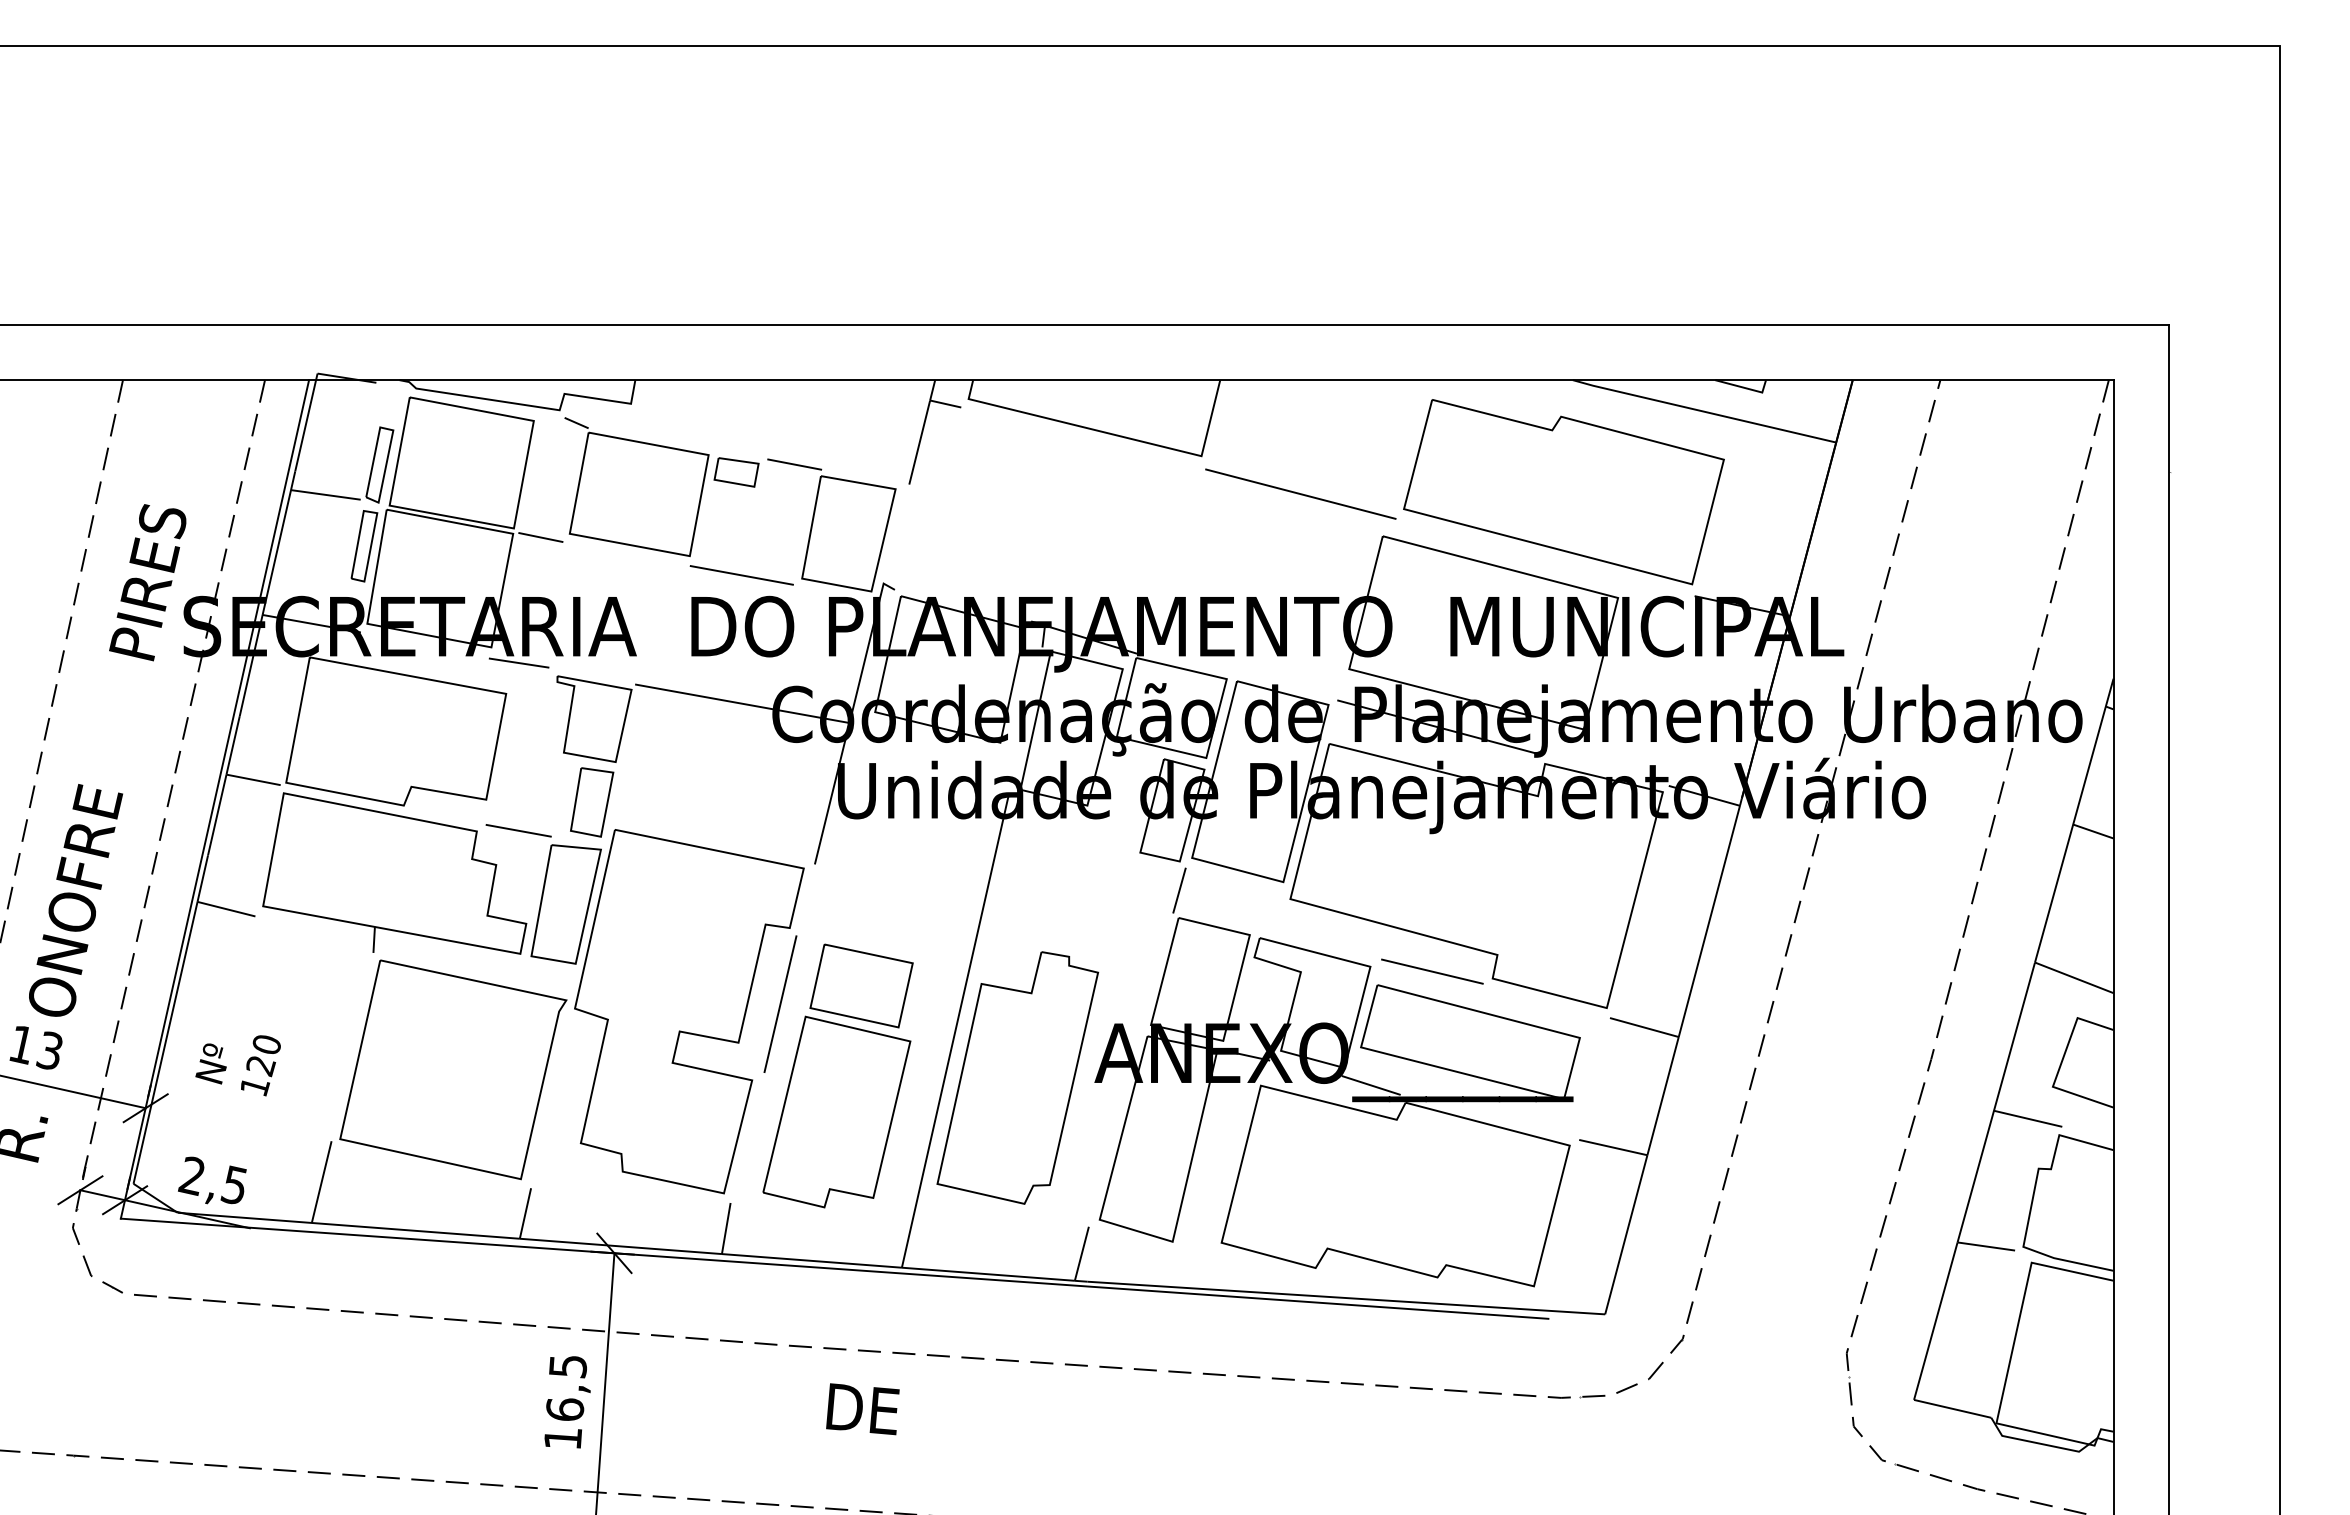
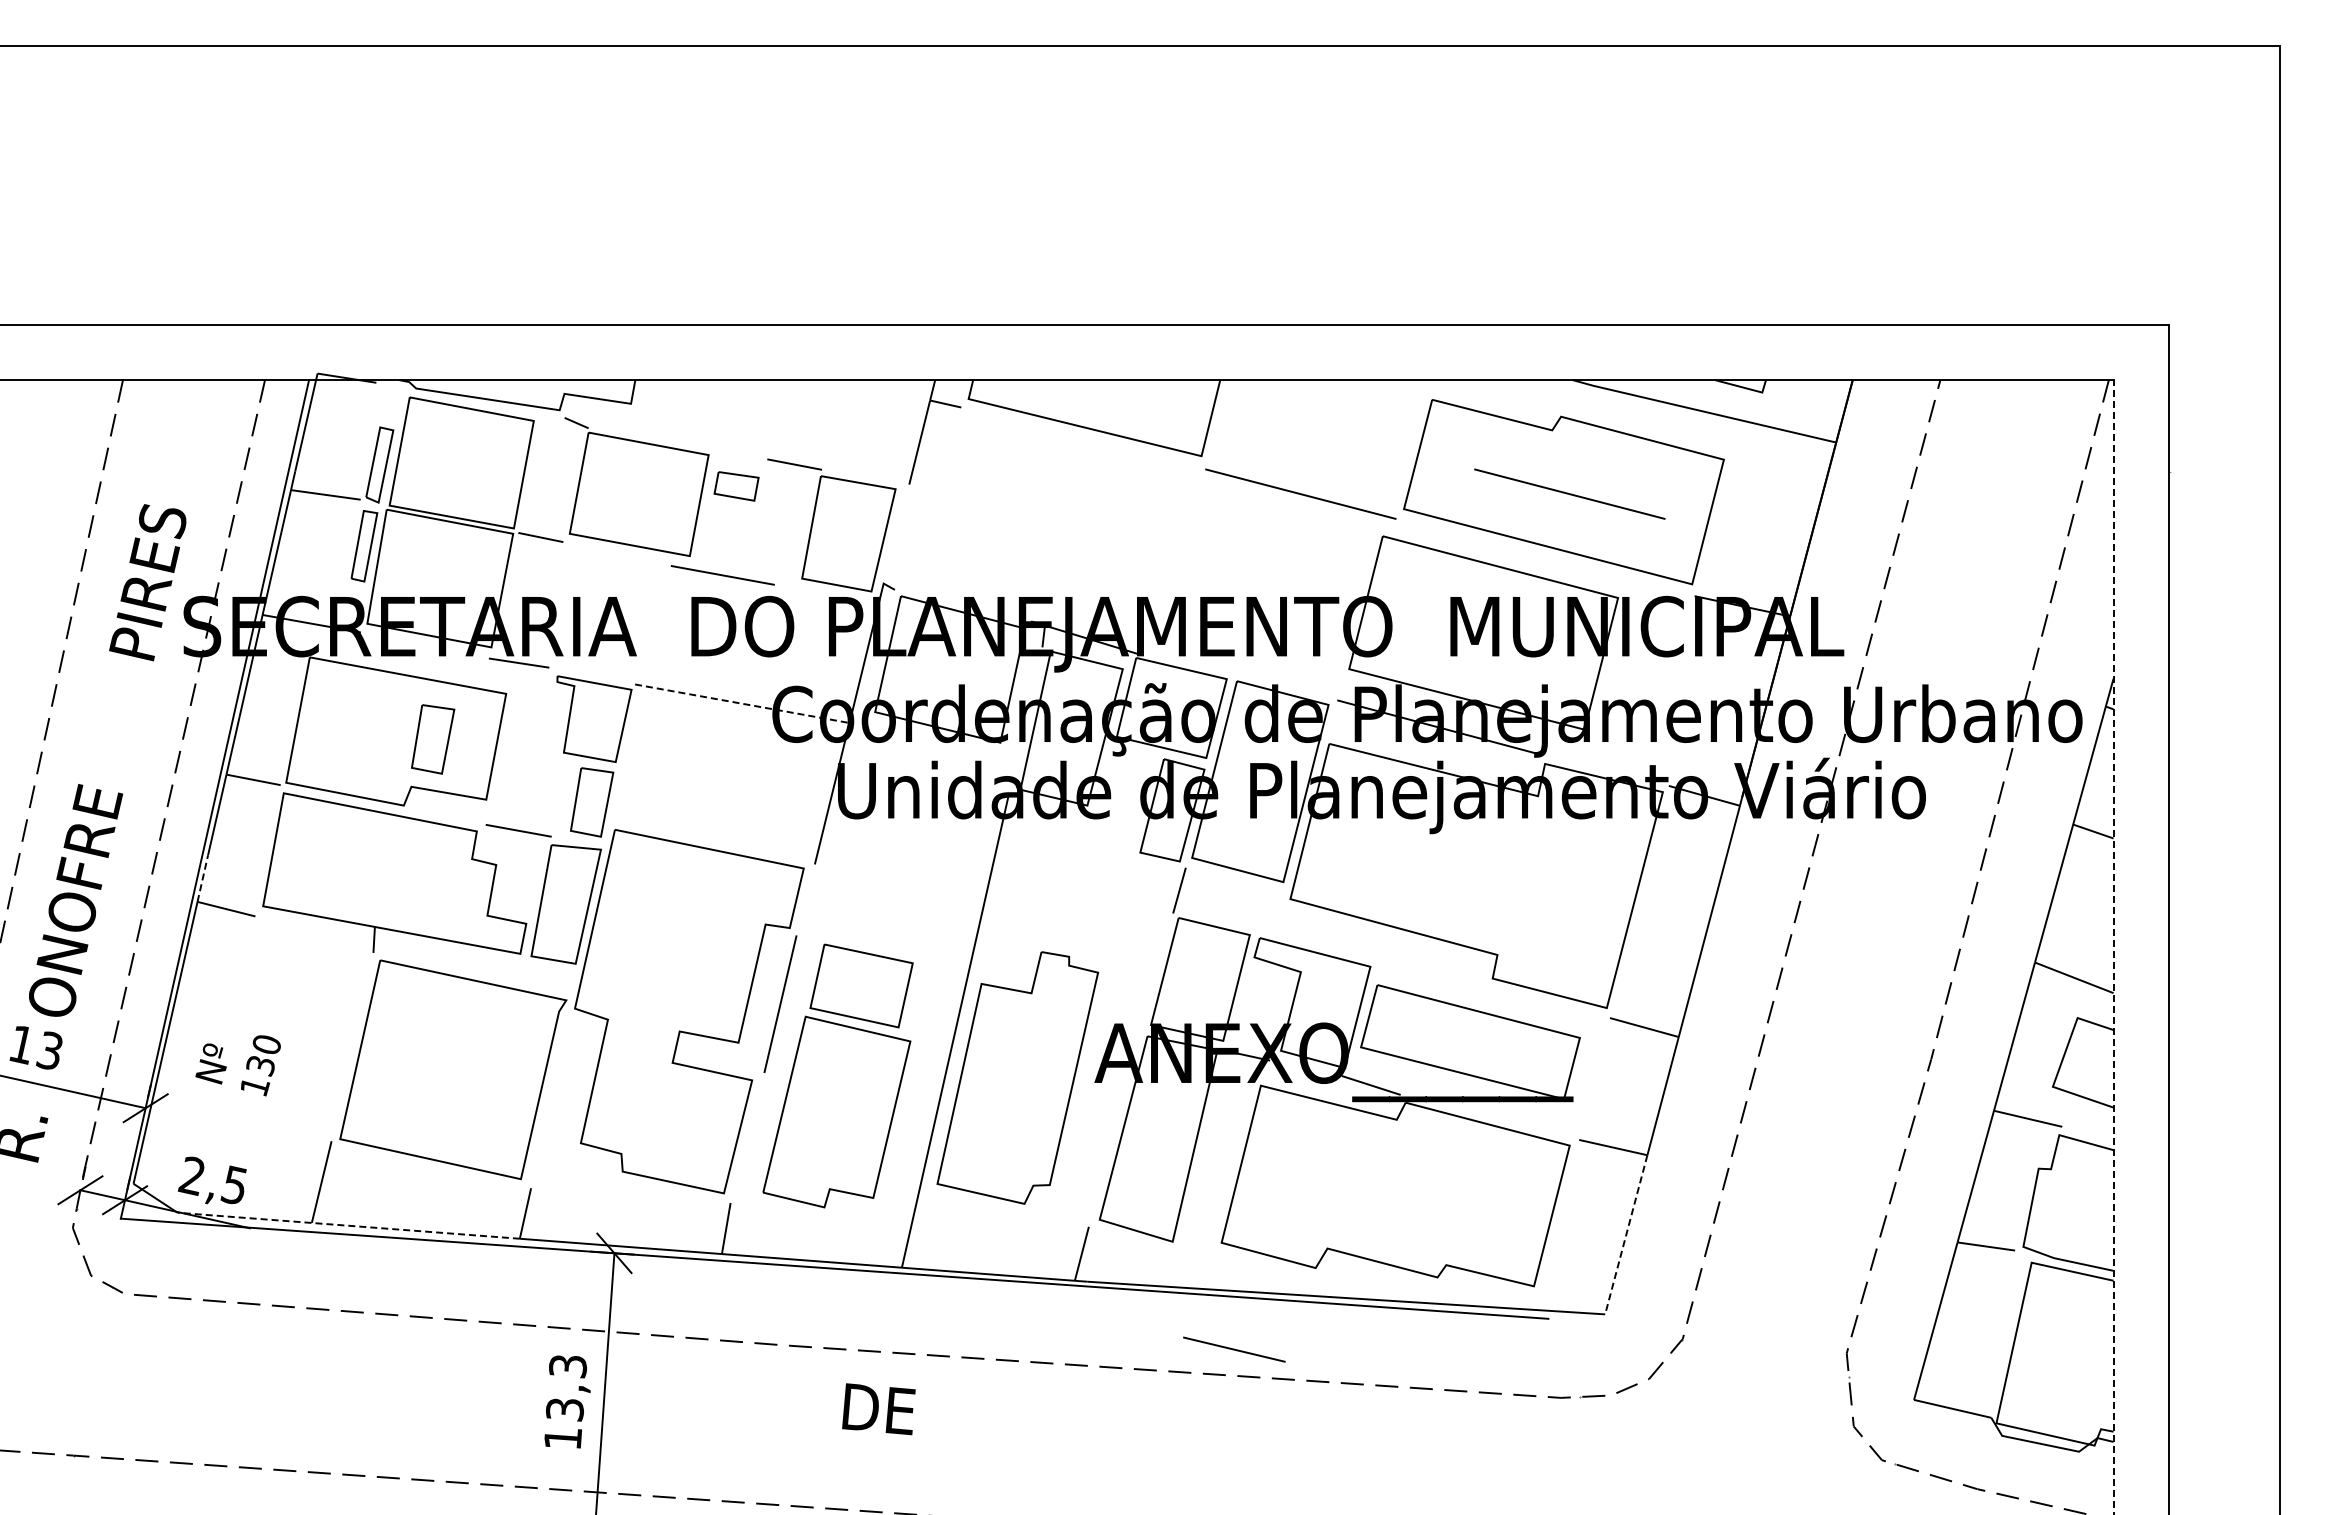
part position: (736, 472) -> (736, 486) (736, 486)
line: none -> present (1569, 493)
line position: (741, 575) -> (722, 575) (722, 575)
line: solid -> dashed (742, 703)
part: none -> present (433, 739)
line: solid -> dashed (202, 878)
line: solid -> dashed (2113, 947)
line position: (1432, 971) -> (1234, 1349) (1234, 1349)
text: 120 -> 130 (261, 1066)
line: solid -> dashed (348, 1225)
line: solid -> dashed (1626, 1235)
text: 16,5 -> 13,3 (565, 1388)
text position: (862, 1409) -> (878, 1409) (878, 1409)
